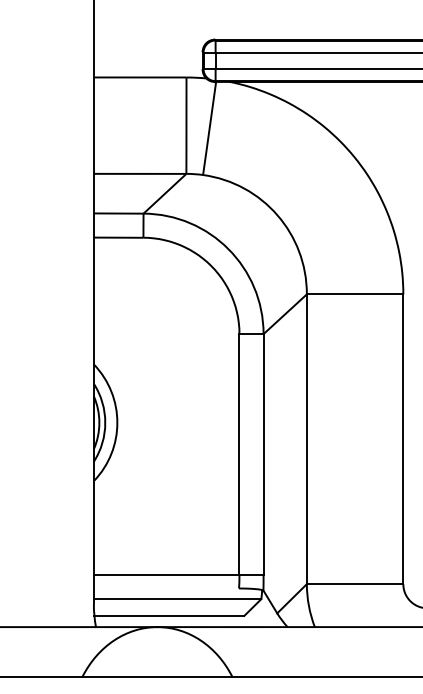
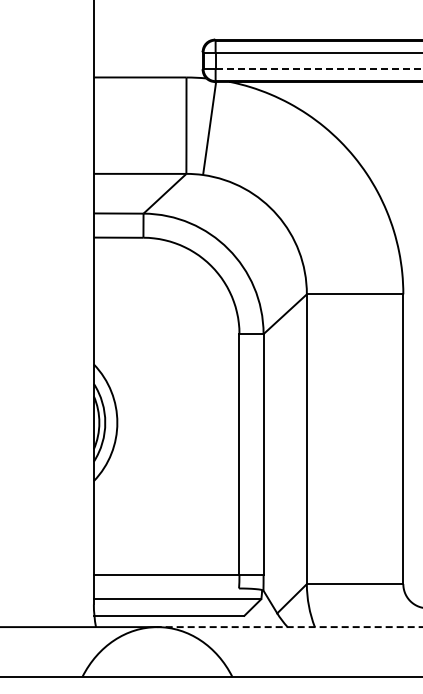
line: solid -> dashed (319, 69)
line: solid -> dashed (289, 627)
